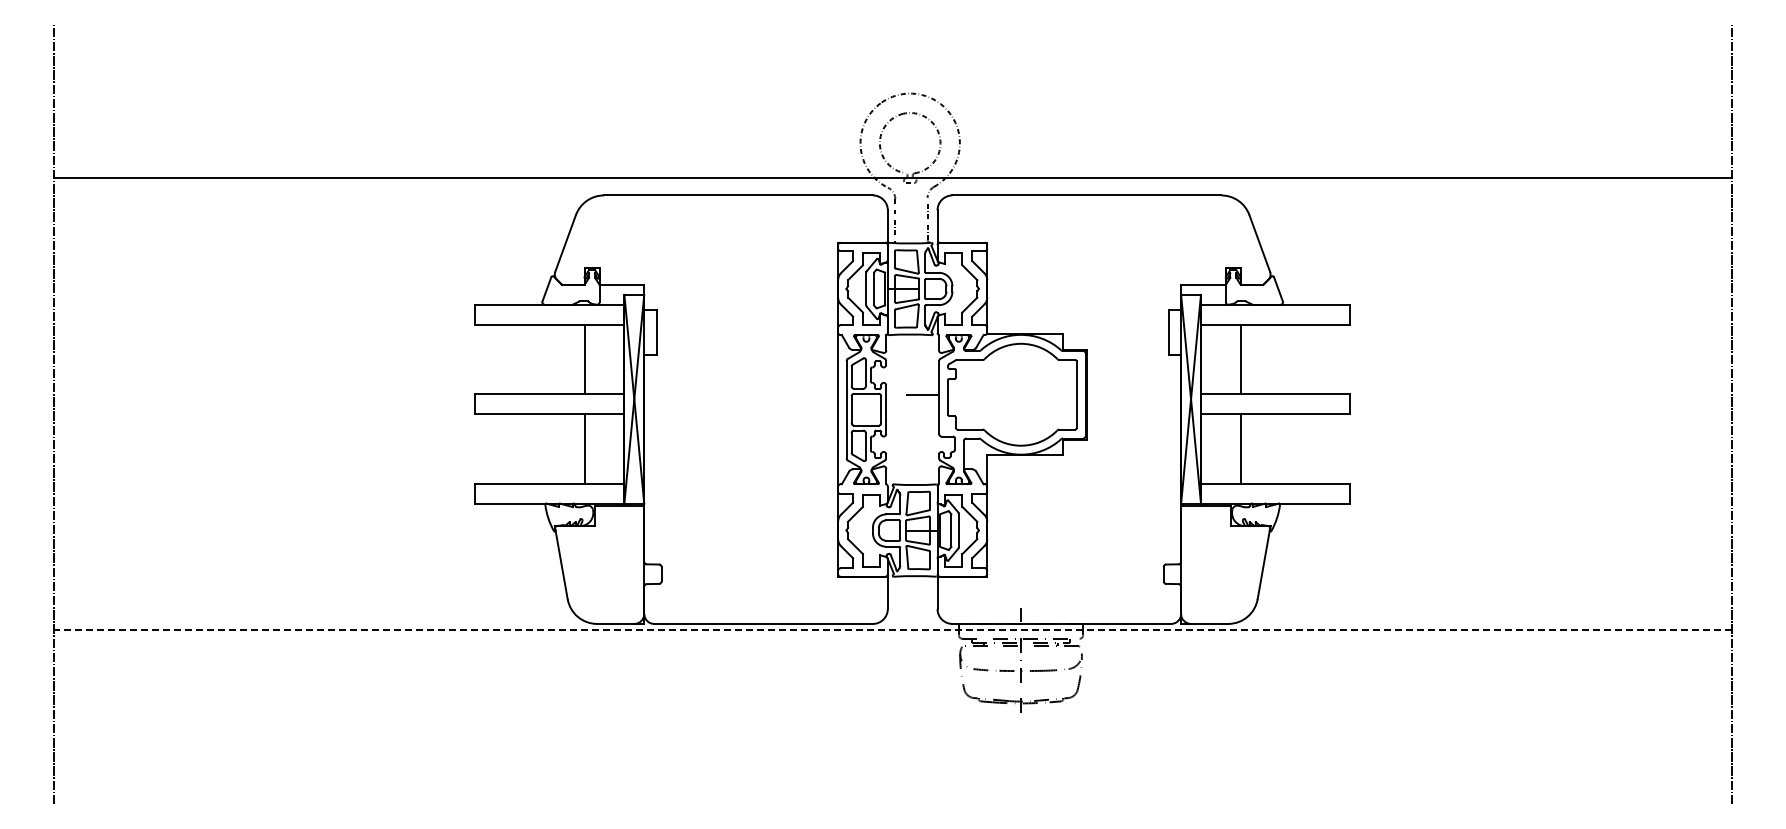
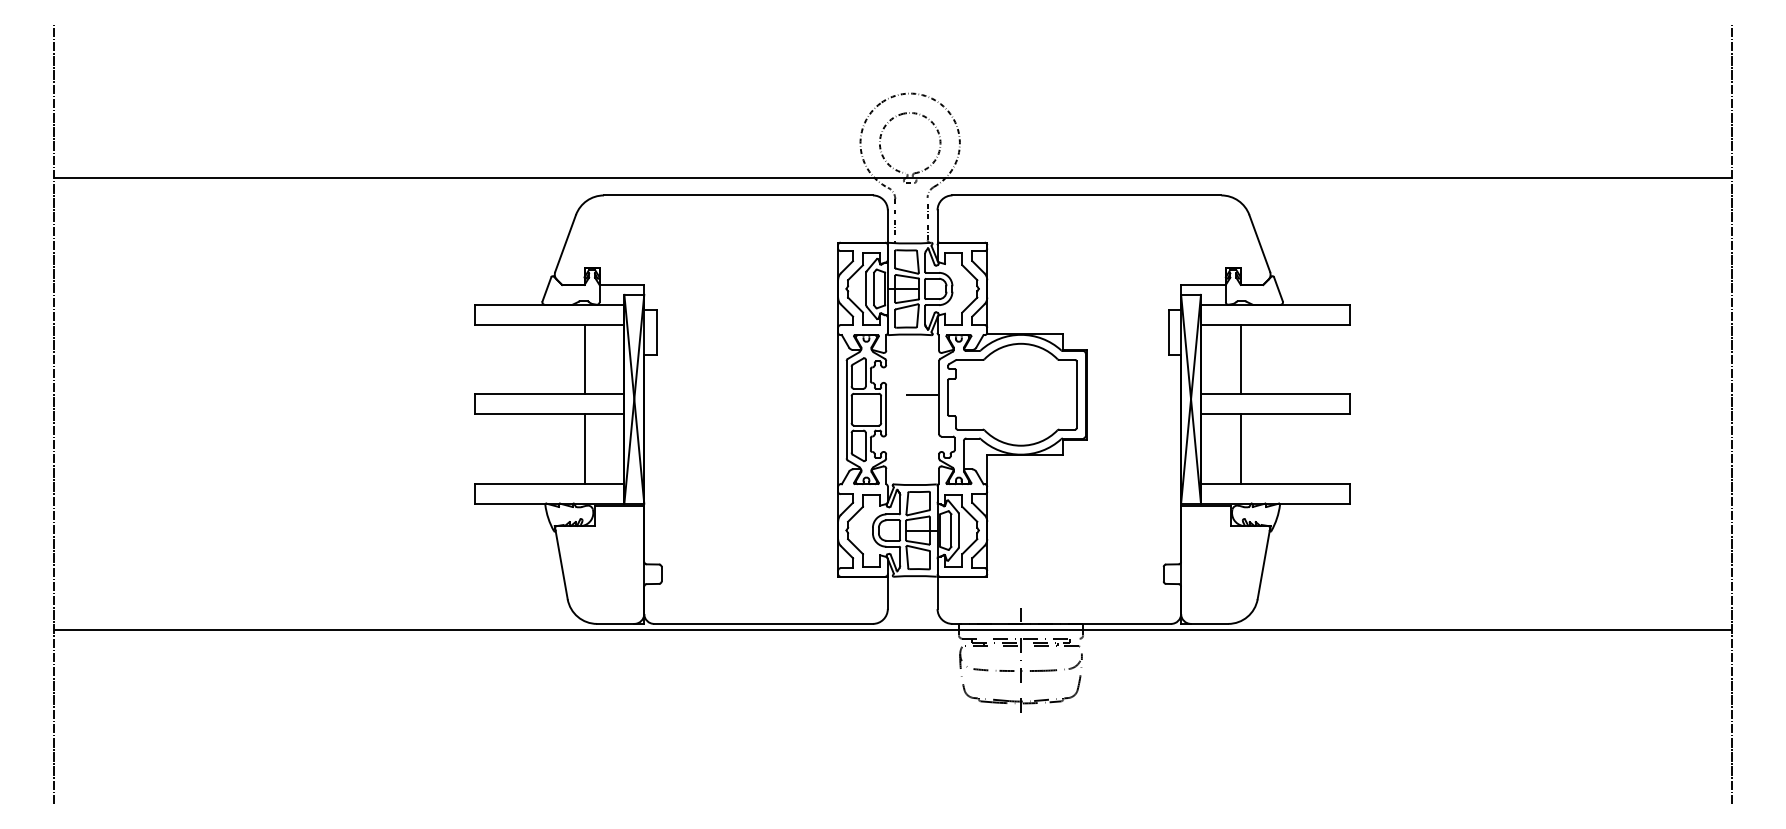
line: dashed -> solid (892, 630)
